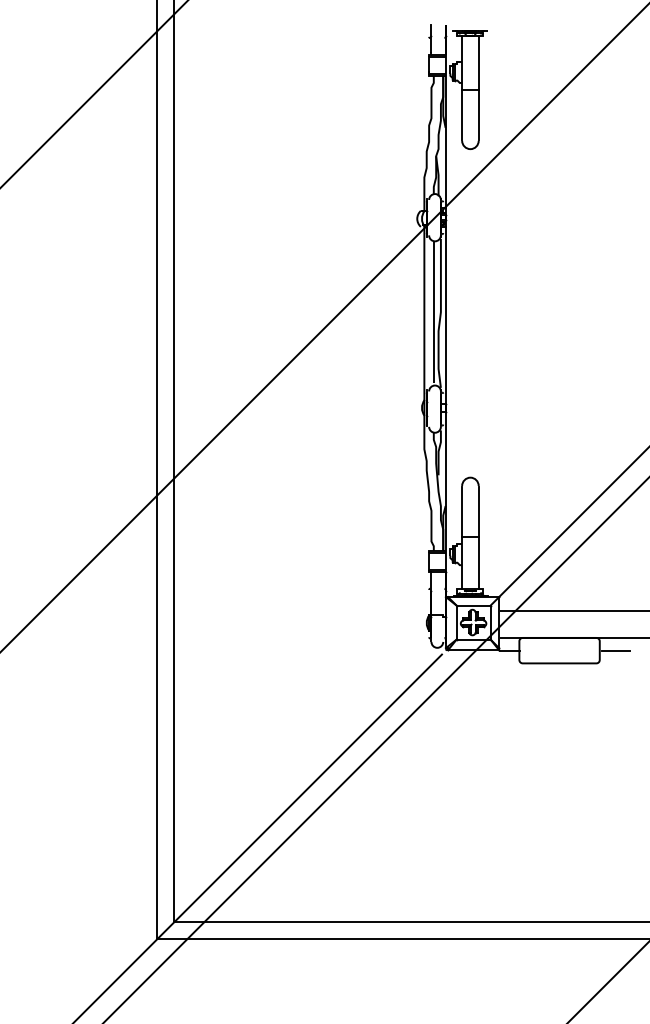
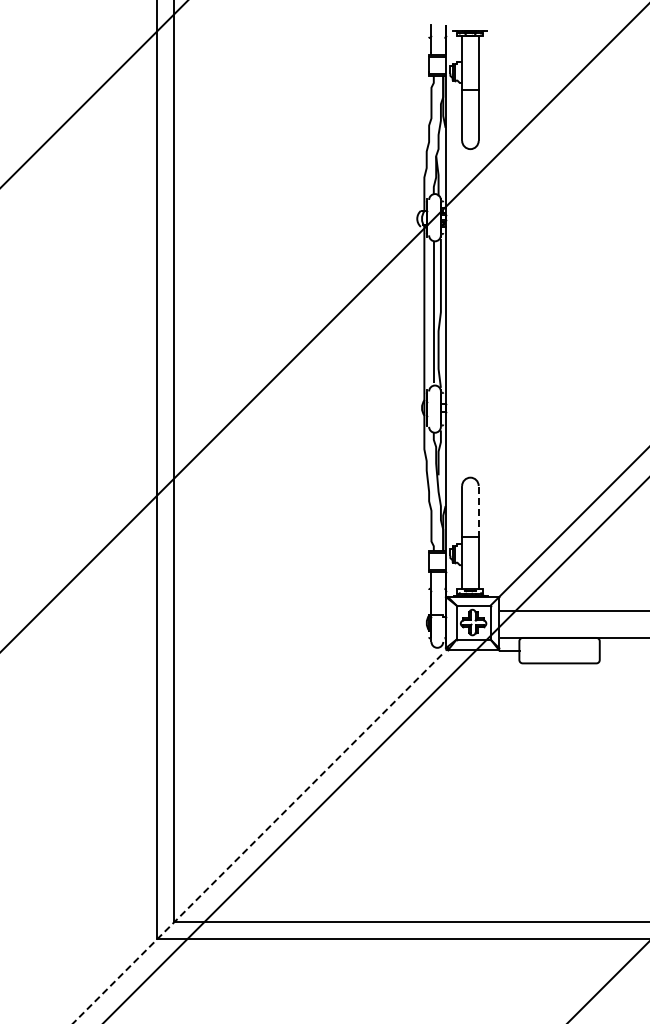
line: solid -> dashed (478, 511)
line: present -> none (615, 650)
line: solid -> dashed (257, 839)
